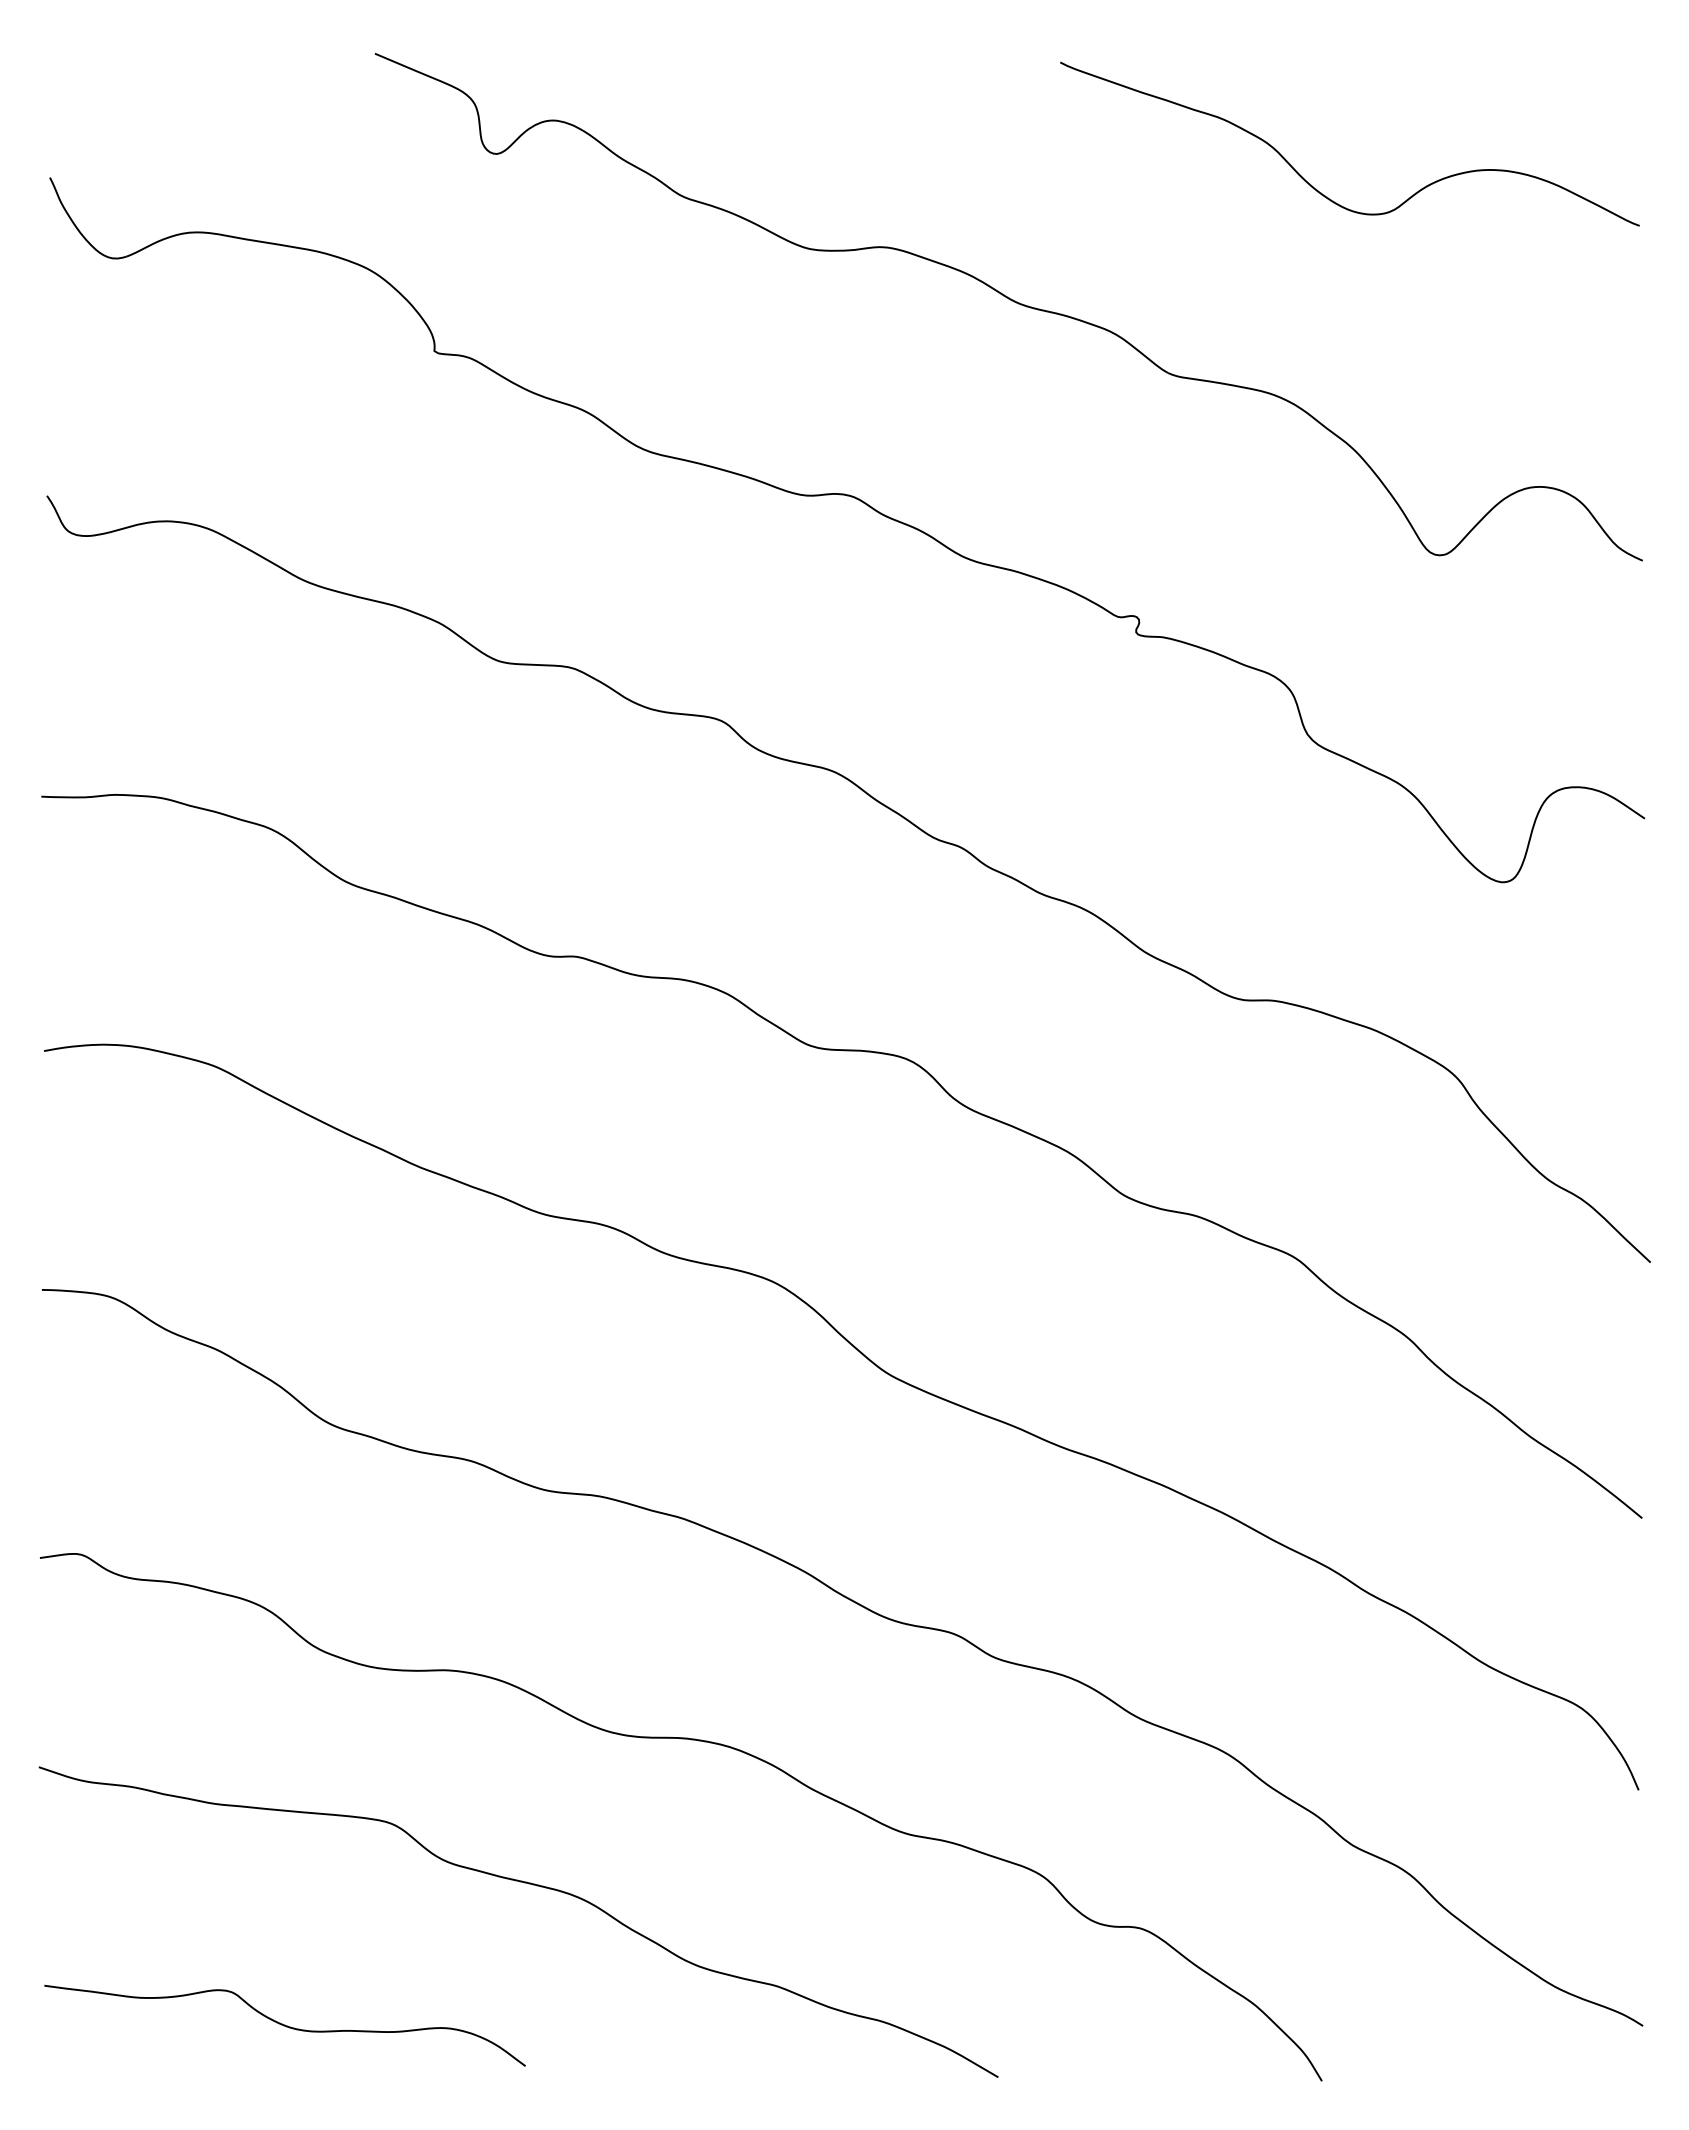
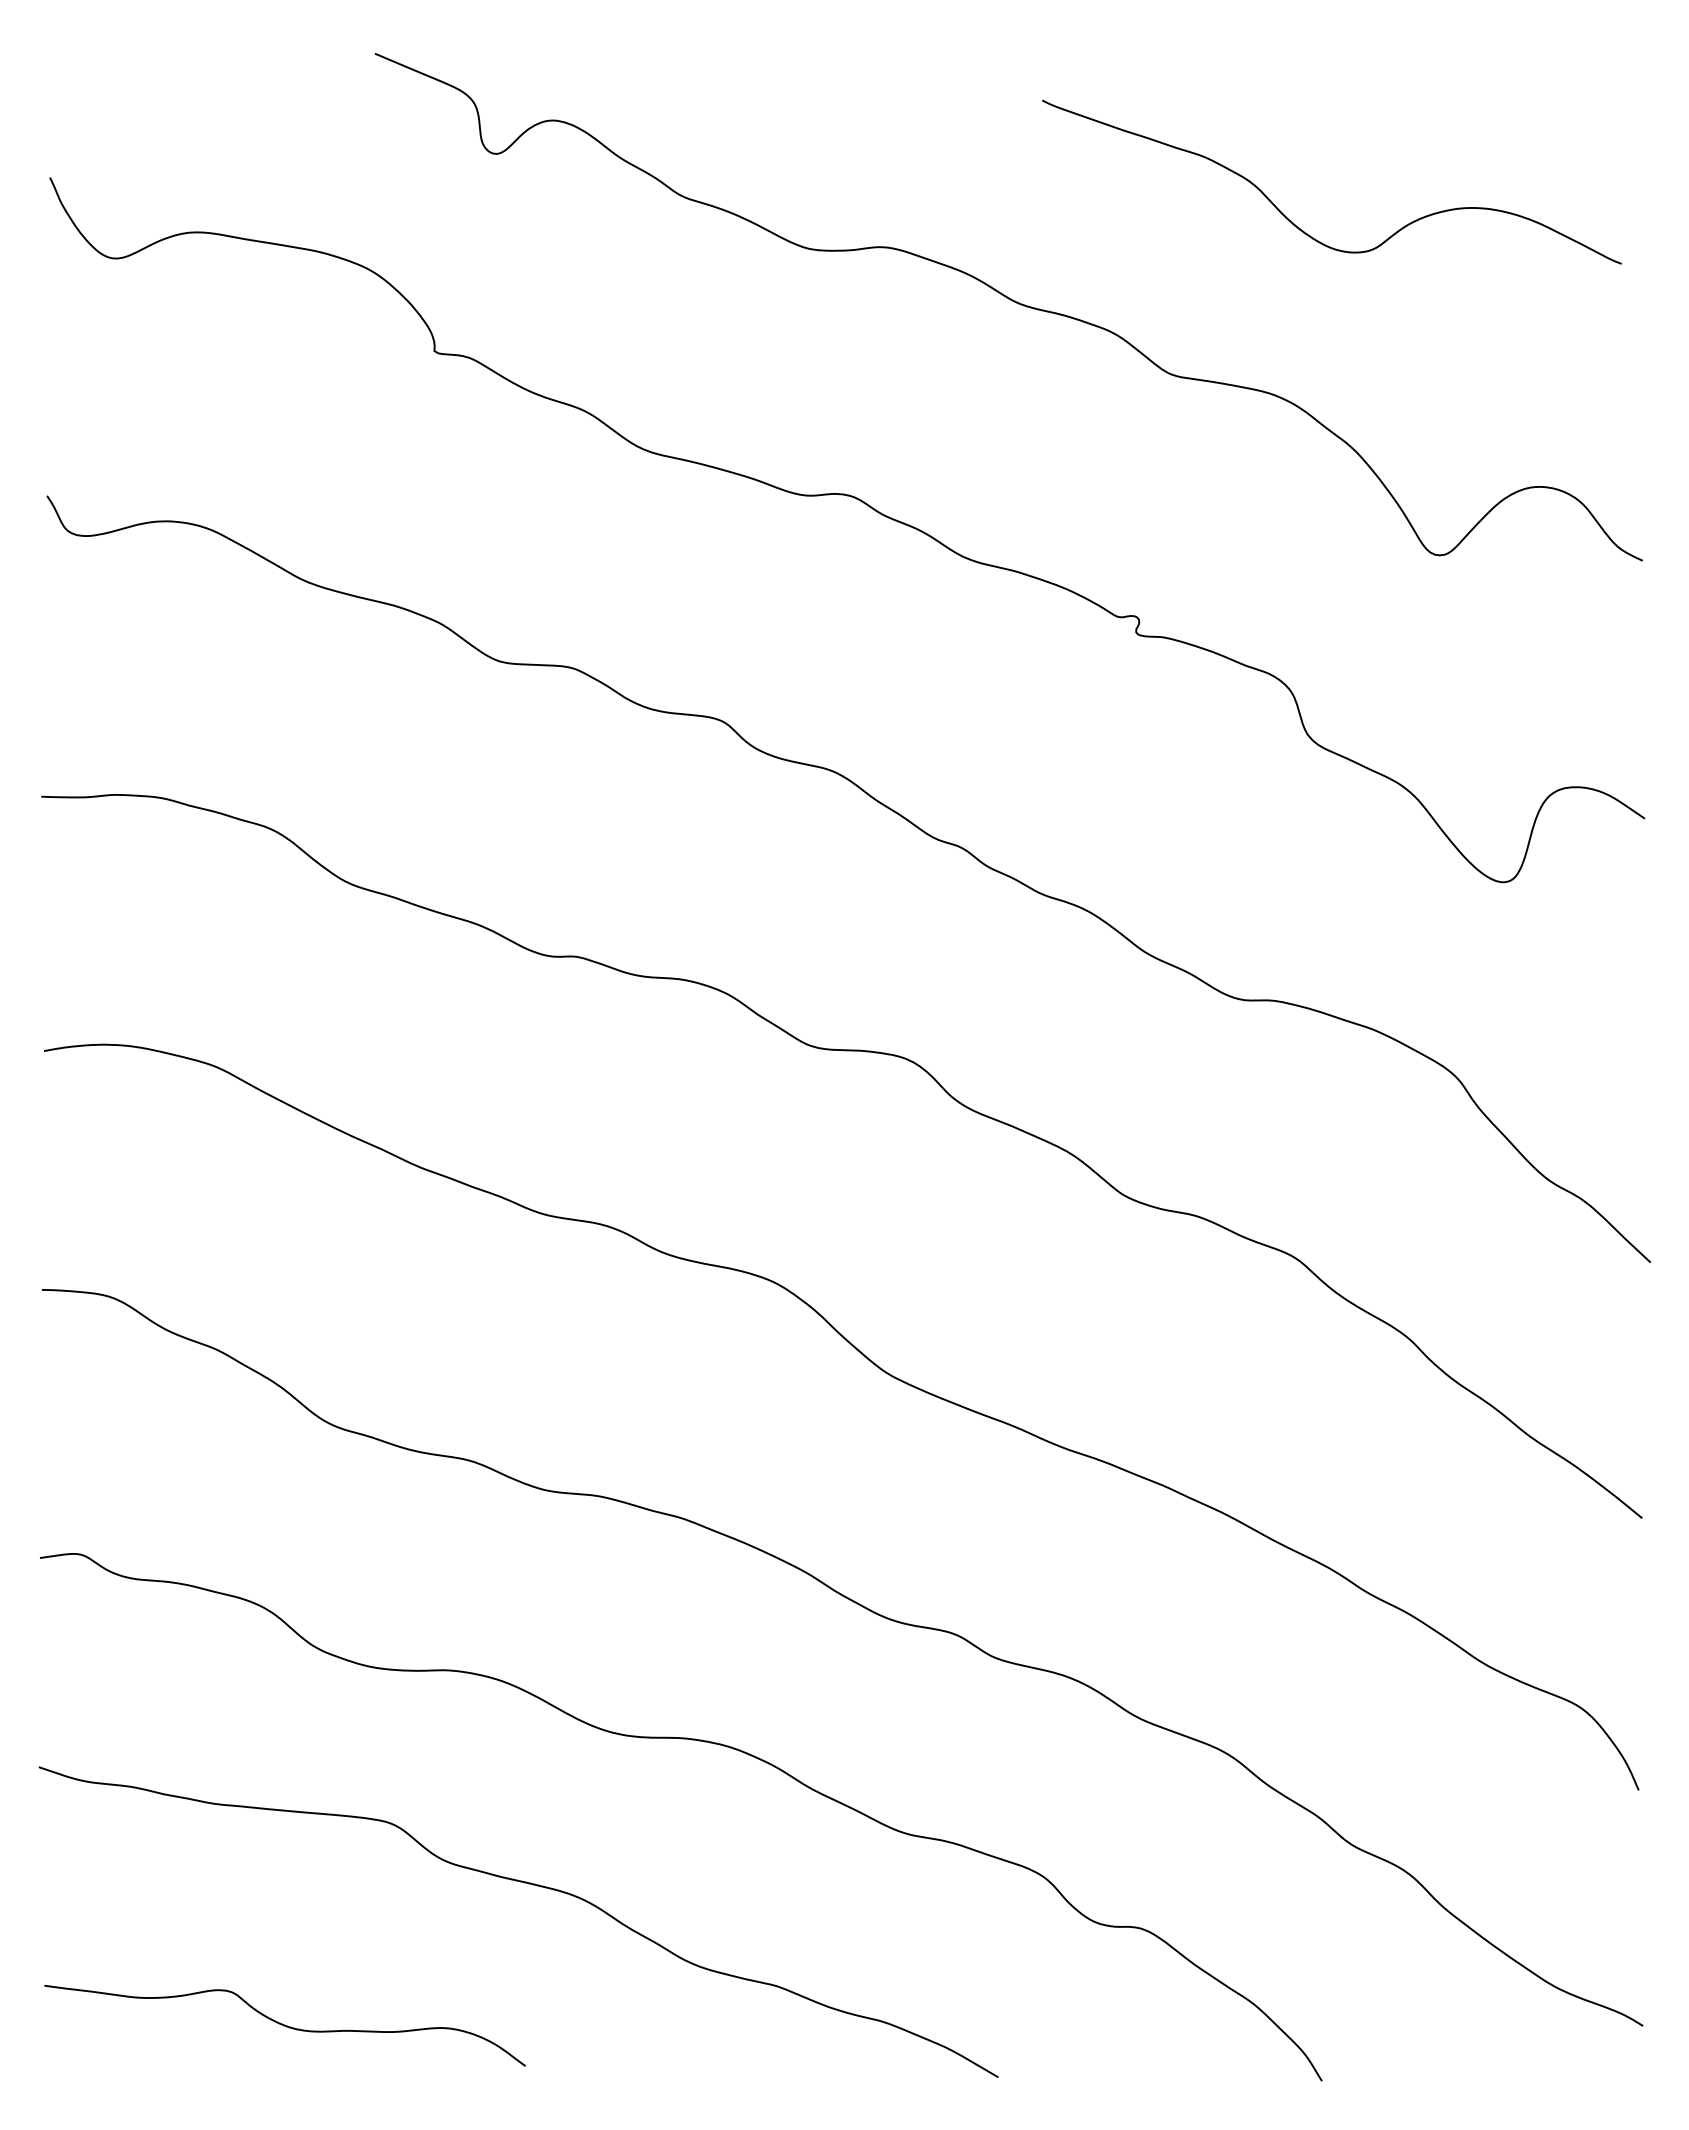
curve position: (1311, 184) -> (1293, 222) (1293, 222)
